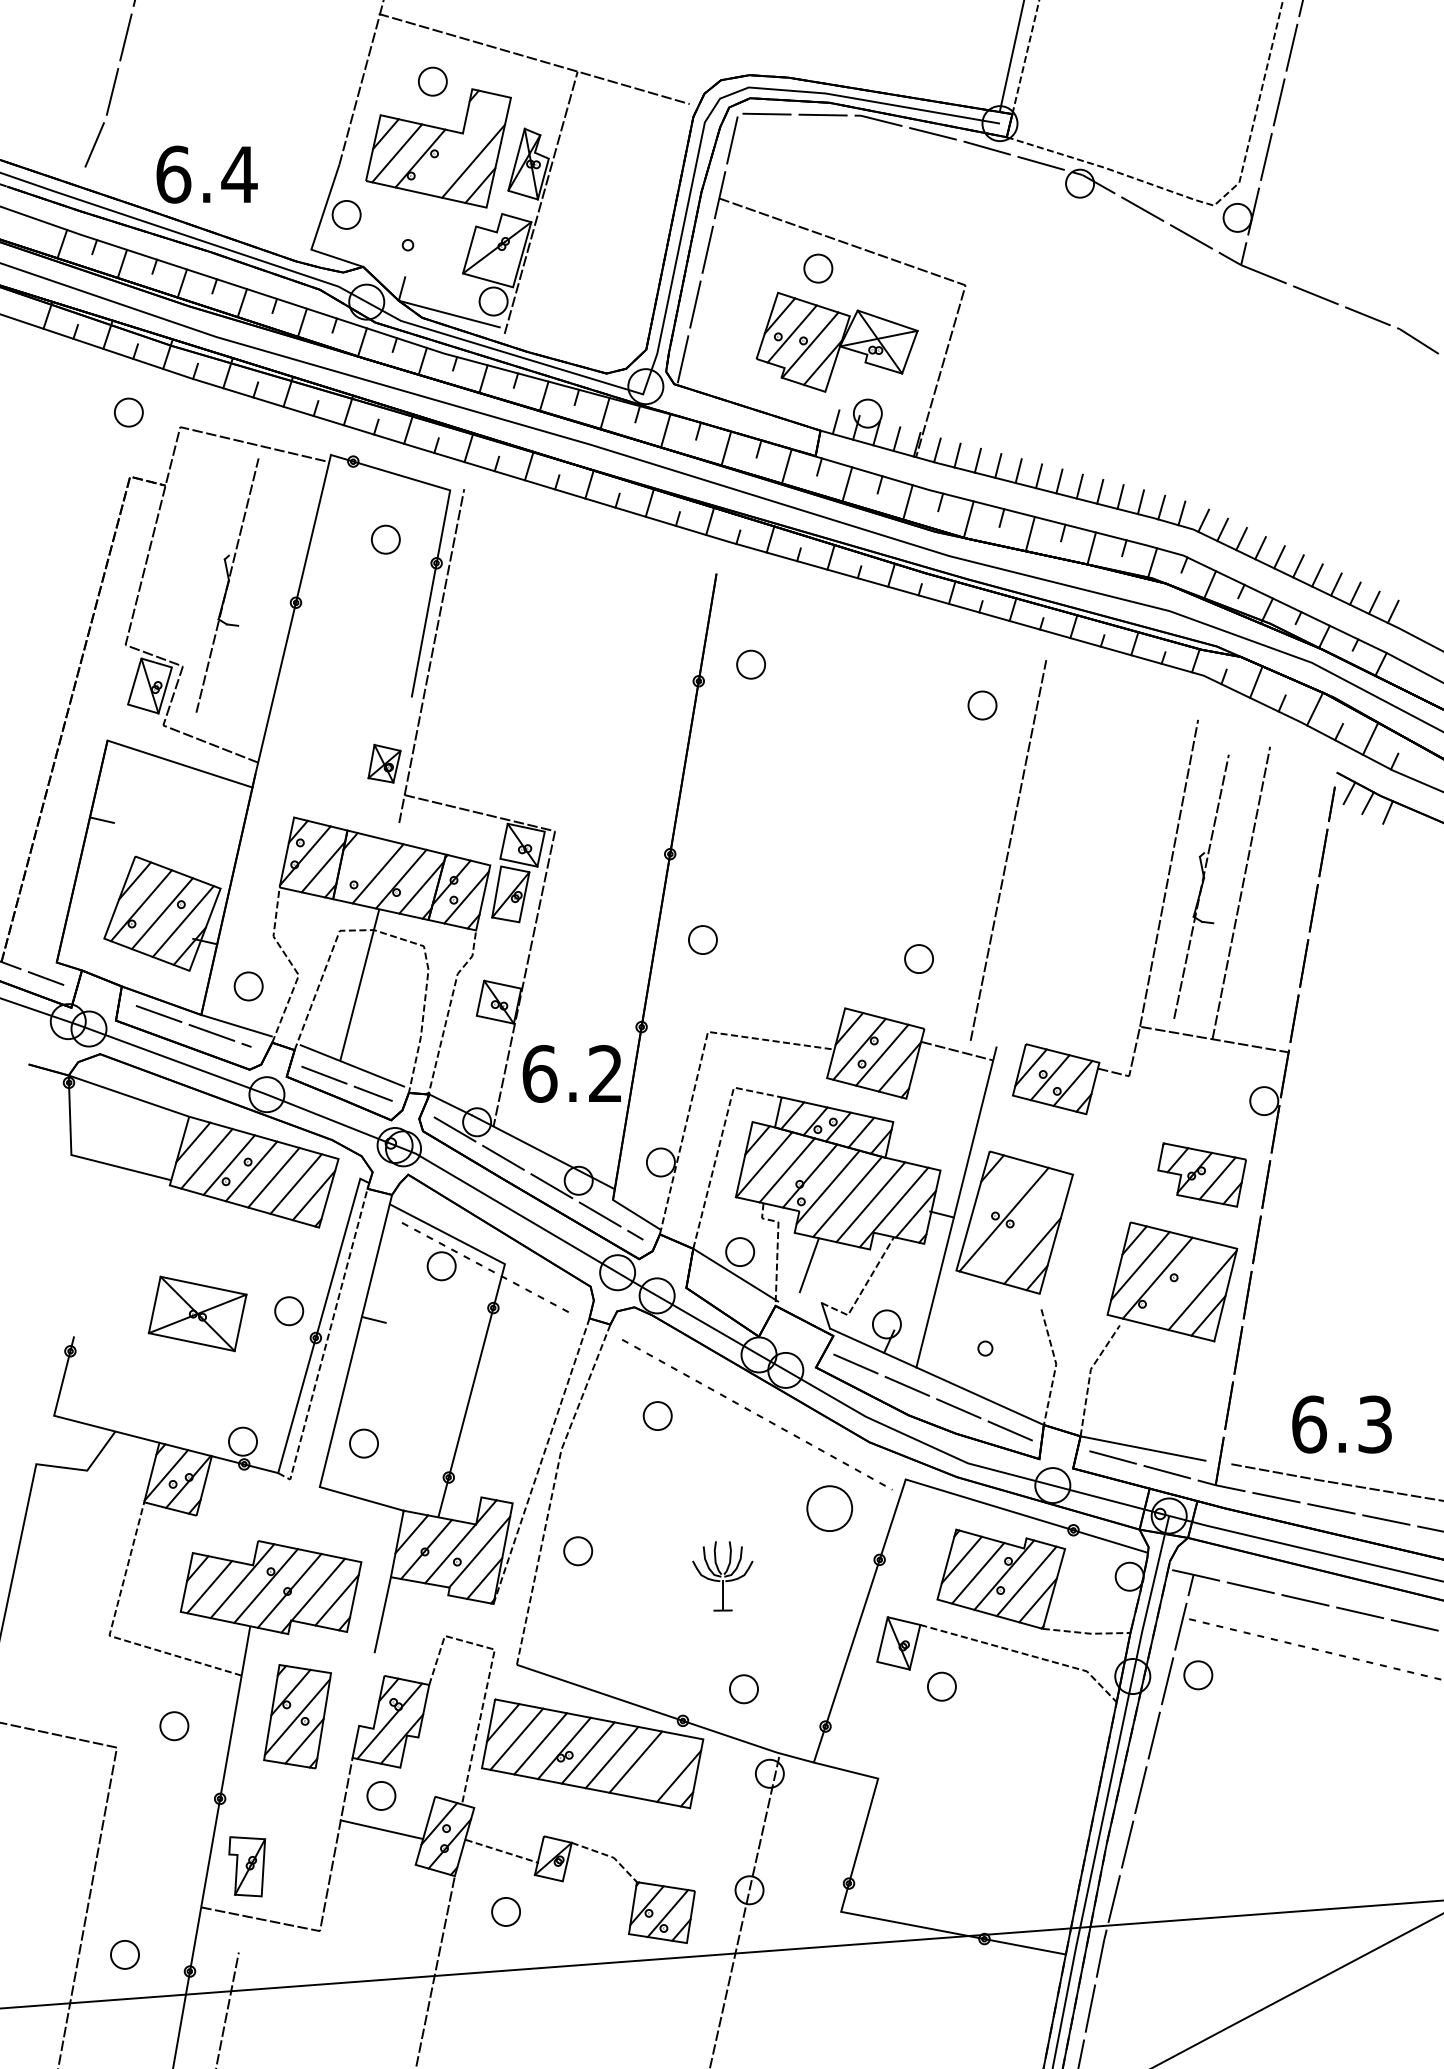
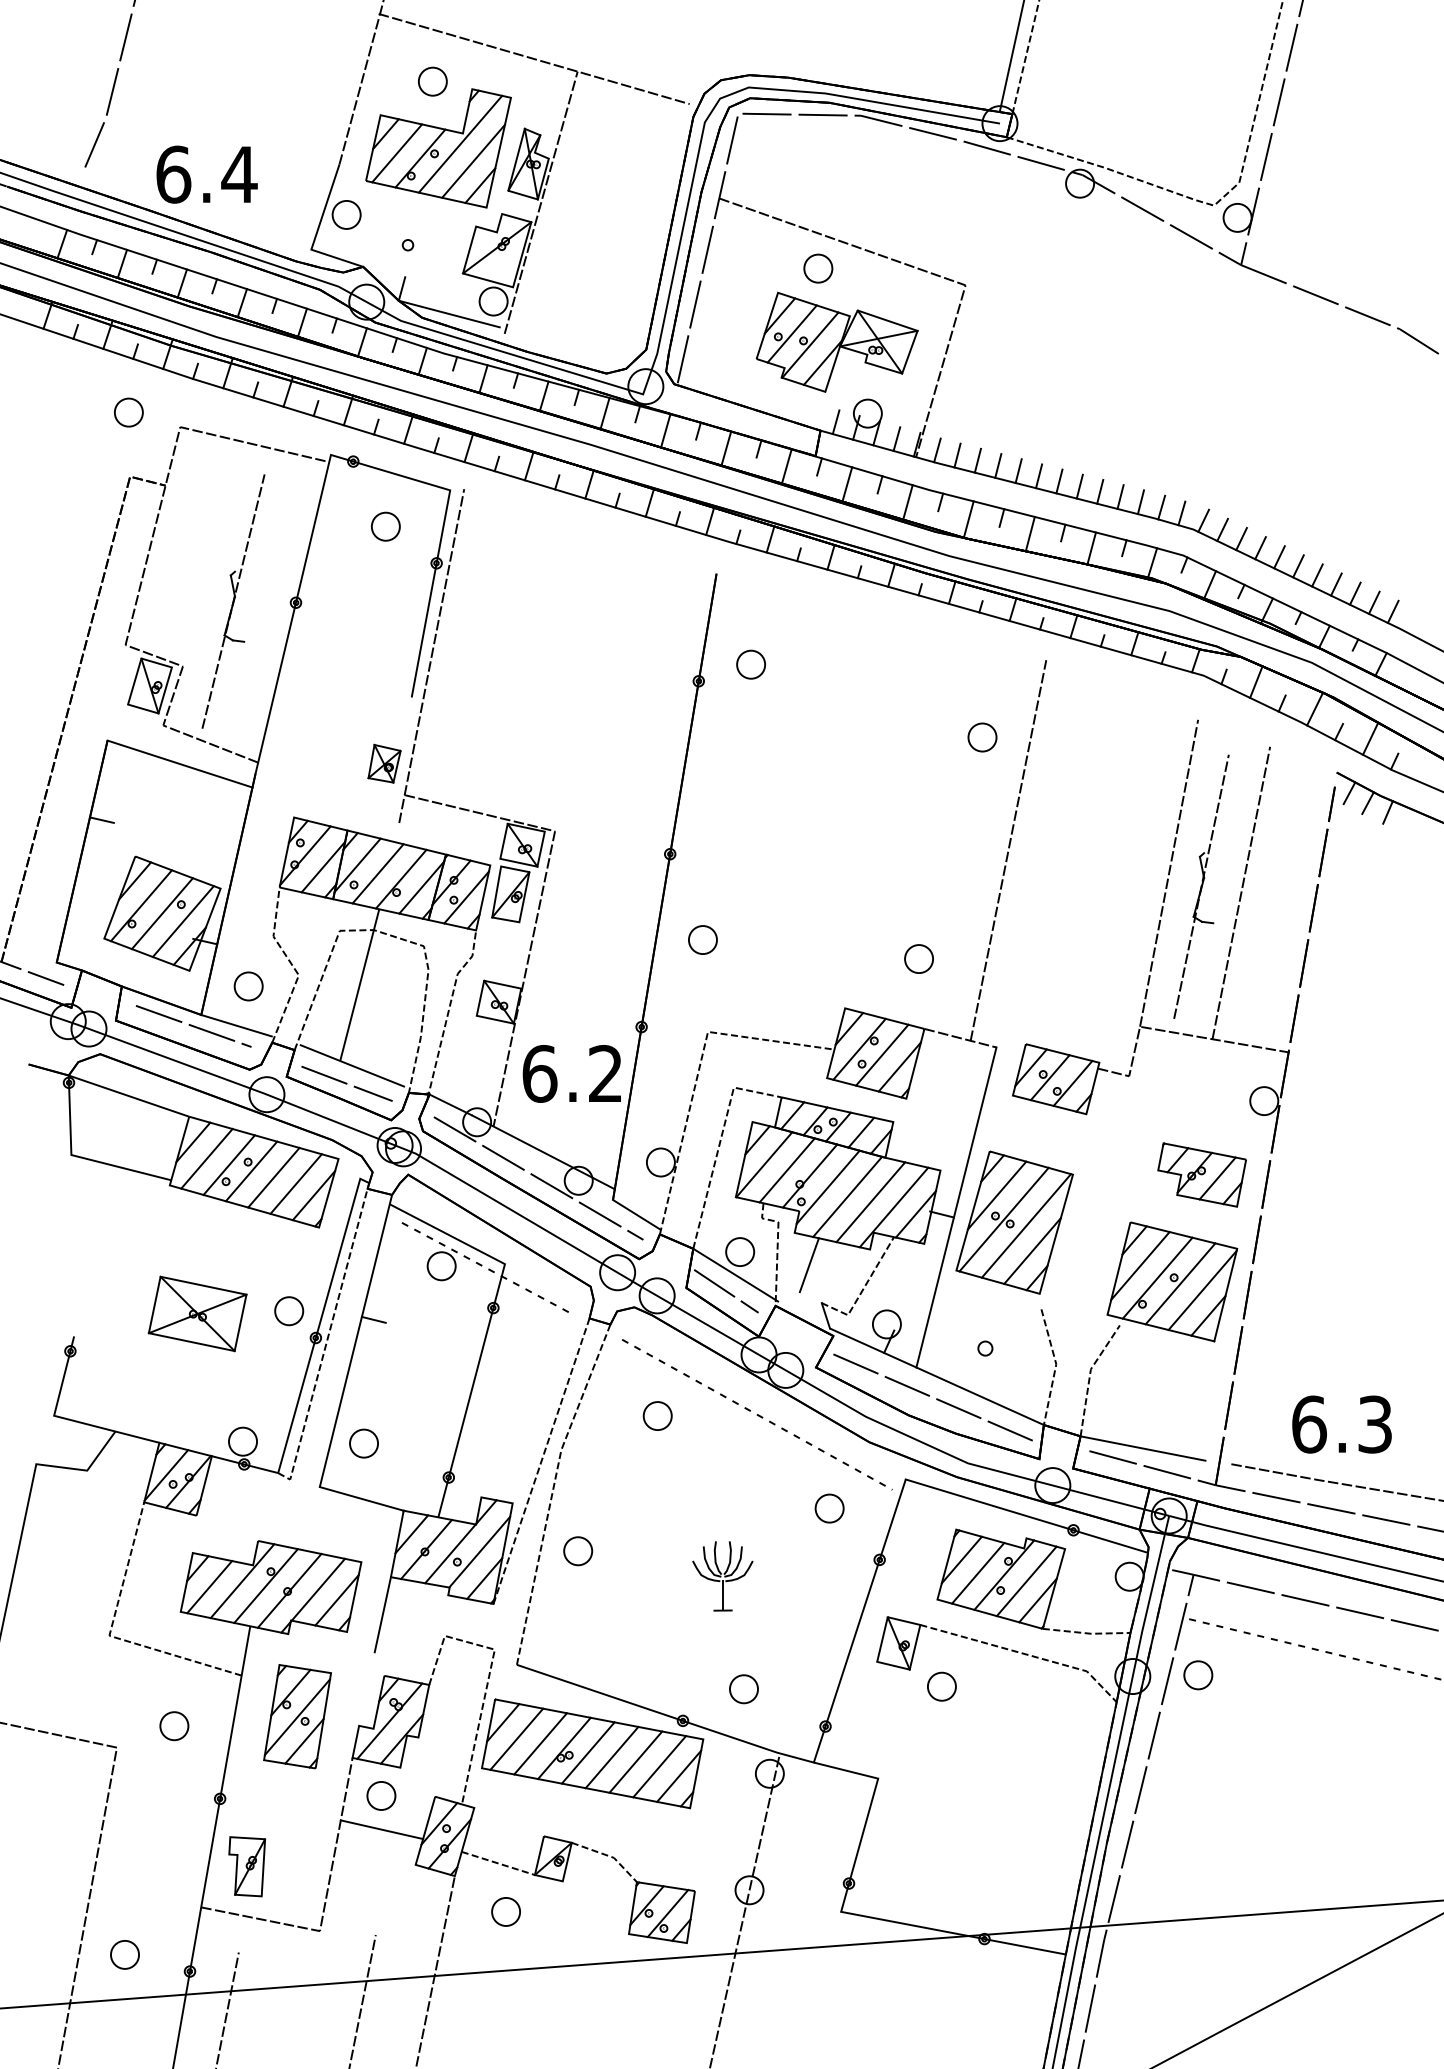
line: none -> present (460, 143)
part position: (385, 539) -> (385, 526) (385, 526)
part position: (227, 585) -> (233, 601) (233, 601)
part position: (982, 705) -> (982, 737) (982, 737)
line: none -> present (357, 865)
line position: (957, 1050) -> (960, 1037) (960, 1037)
line: none -> present (996, 1195)
line: none -> present (1026, 1225)
line: none -> present (1180, 1283)
line: none -> present (726, 1290)
part size: 48x47 px -> 31x31 px (829, 1508)
line: none -> present (659, 1766)
line position: (501, 1851) -> (497, 1863) (497, 1863)
line: none -> present (362, 2000)
